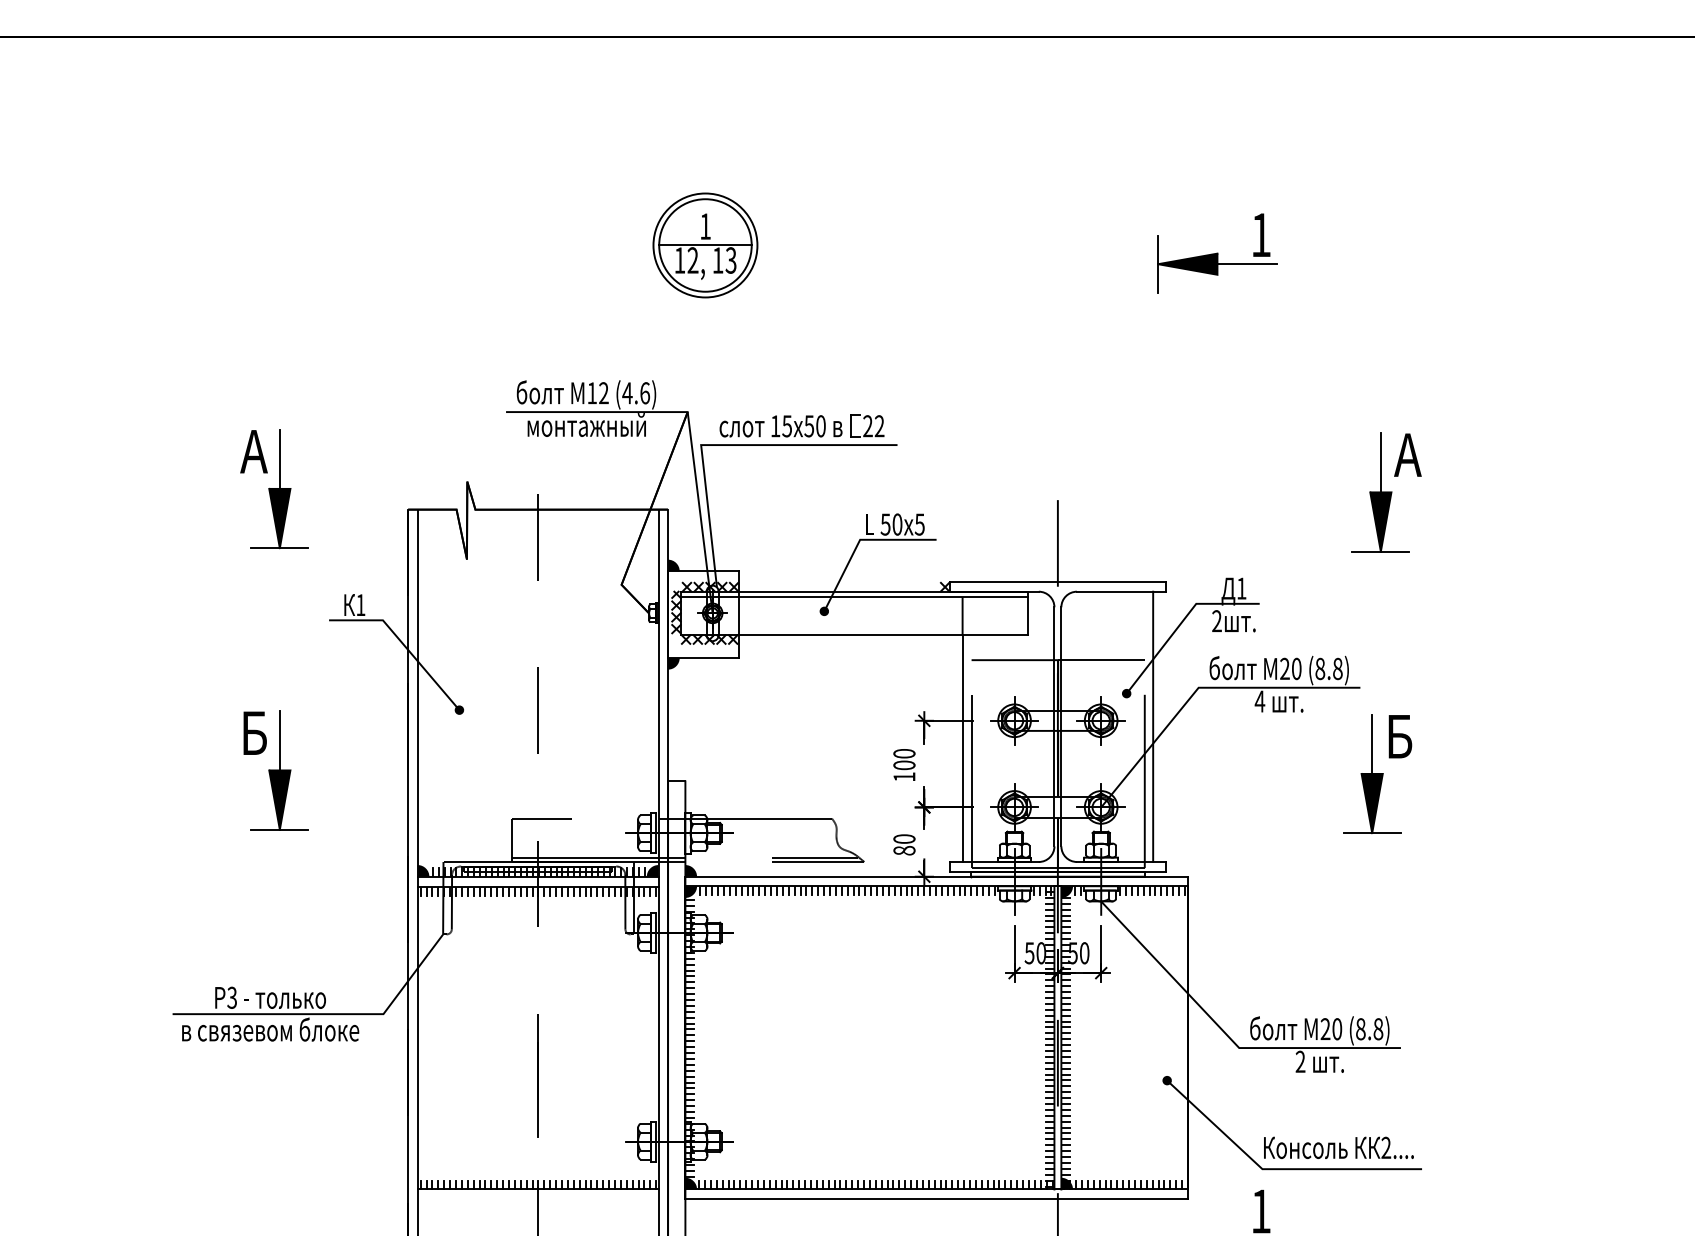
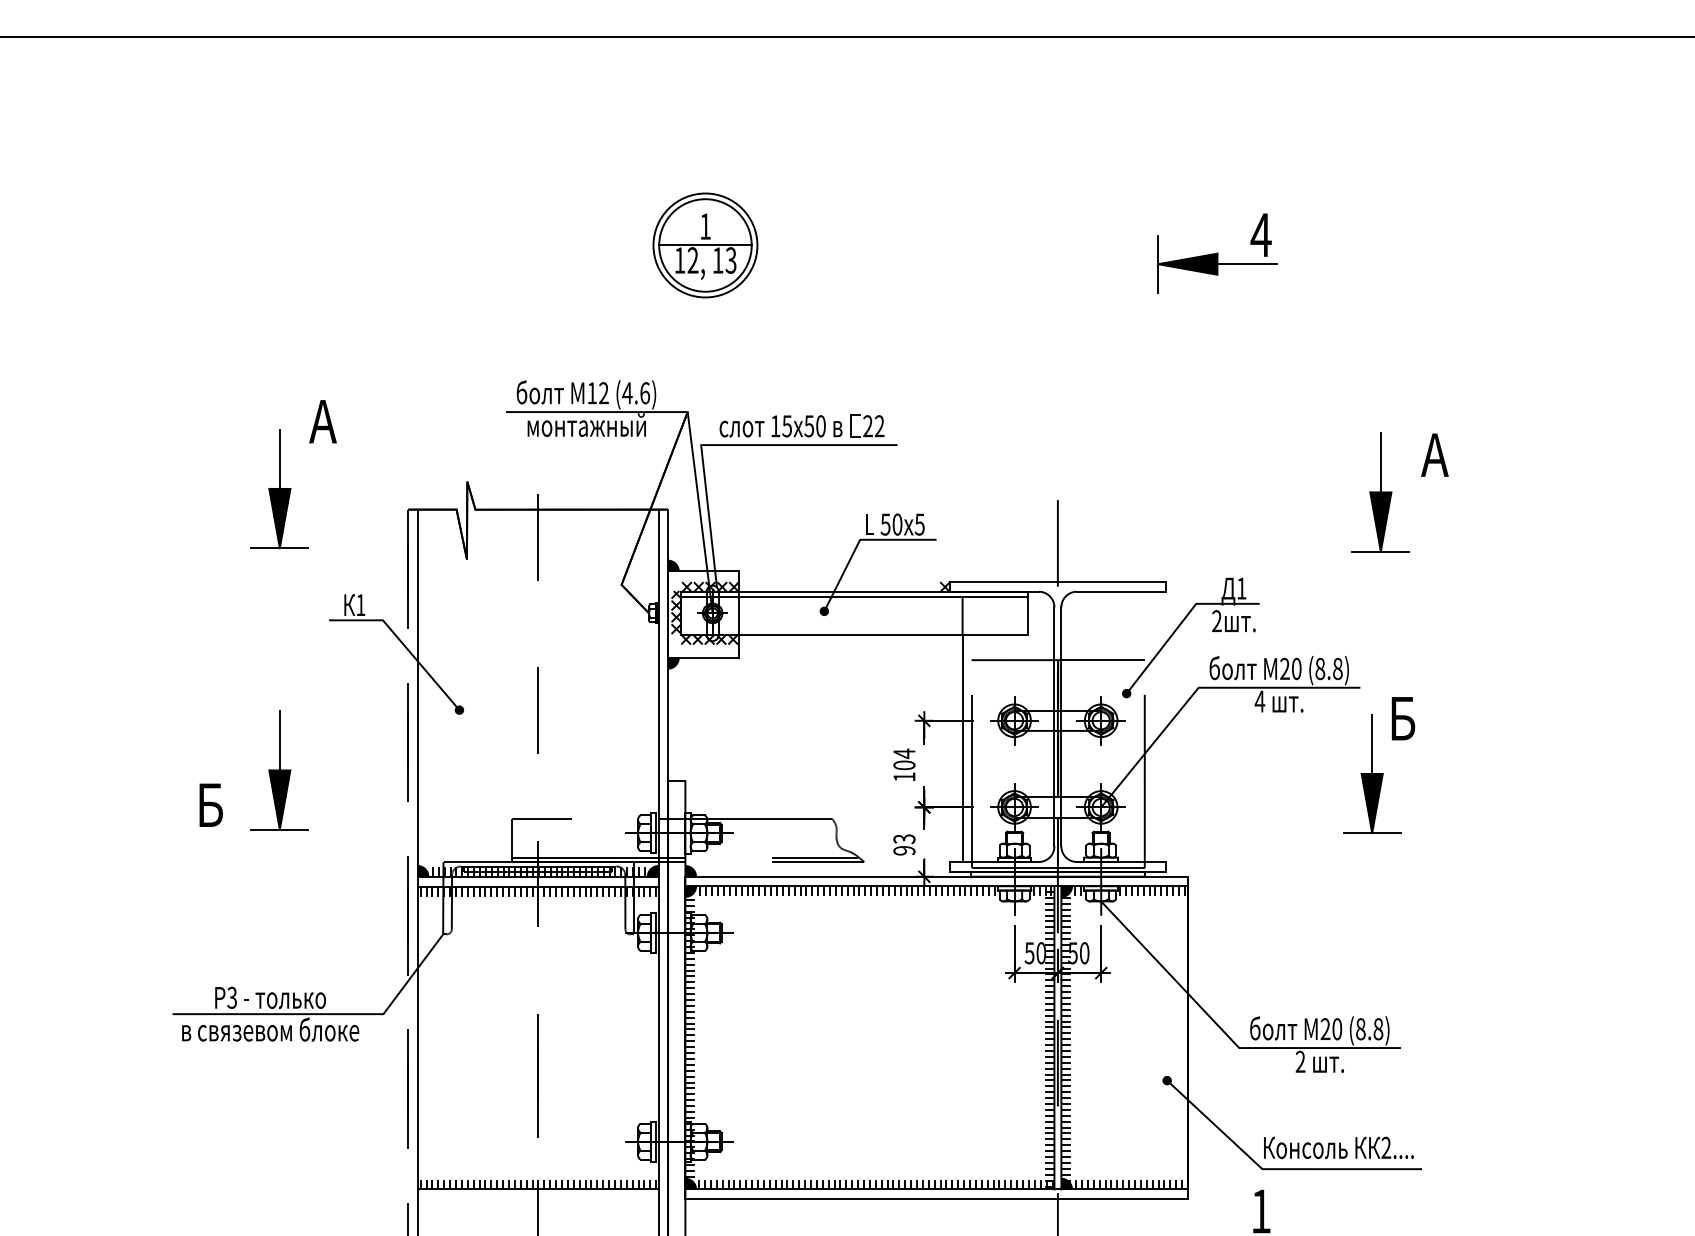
text: 1 -> 4 (1260, 234)
text position: (253, 451) -> (322, 421) (322, 421)
text position: (1407, 454) -> (1434, 454) (1434, 454)
line: present -> none (1153, 726)
text position: (254, 732) -> (210, 804) (210, 804)
text position: (1400, 736) -> (1403, 718) (1403, 718)
text: 100 -> 104 (904, 753)
text: 80 -> 93 (904, 844)
line: solid -> dashed (408, 872)
